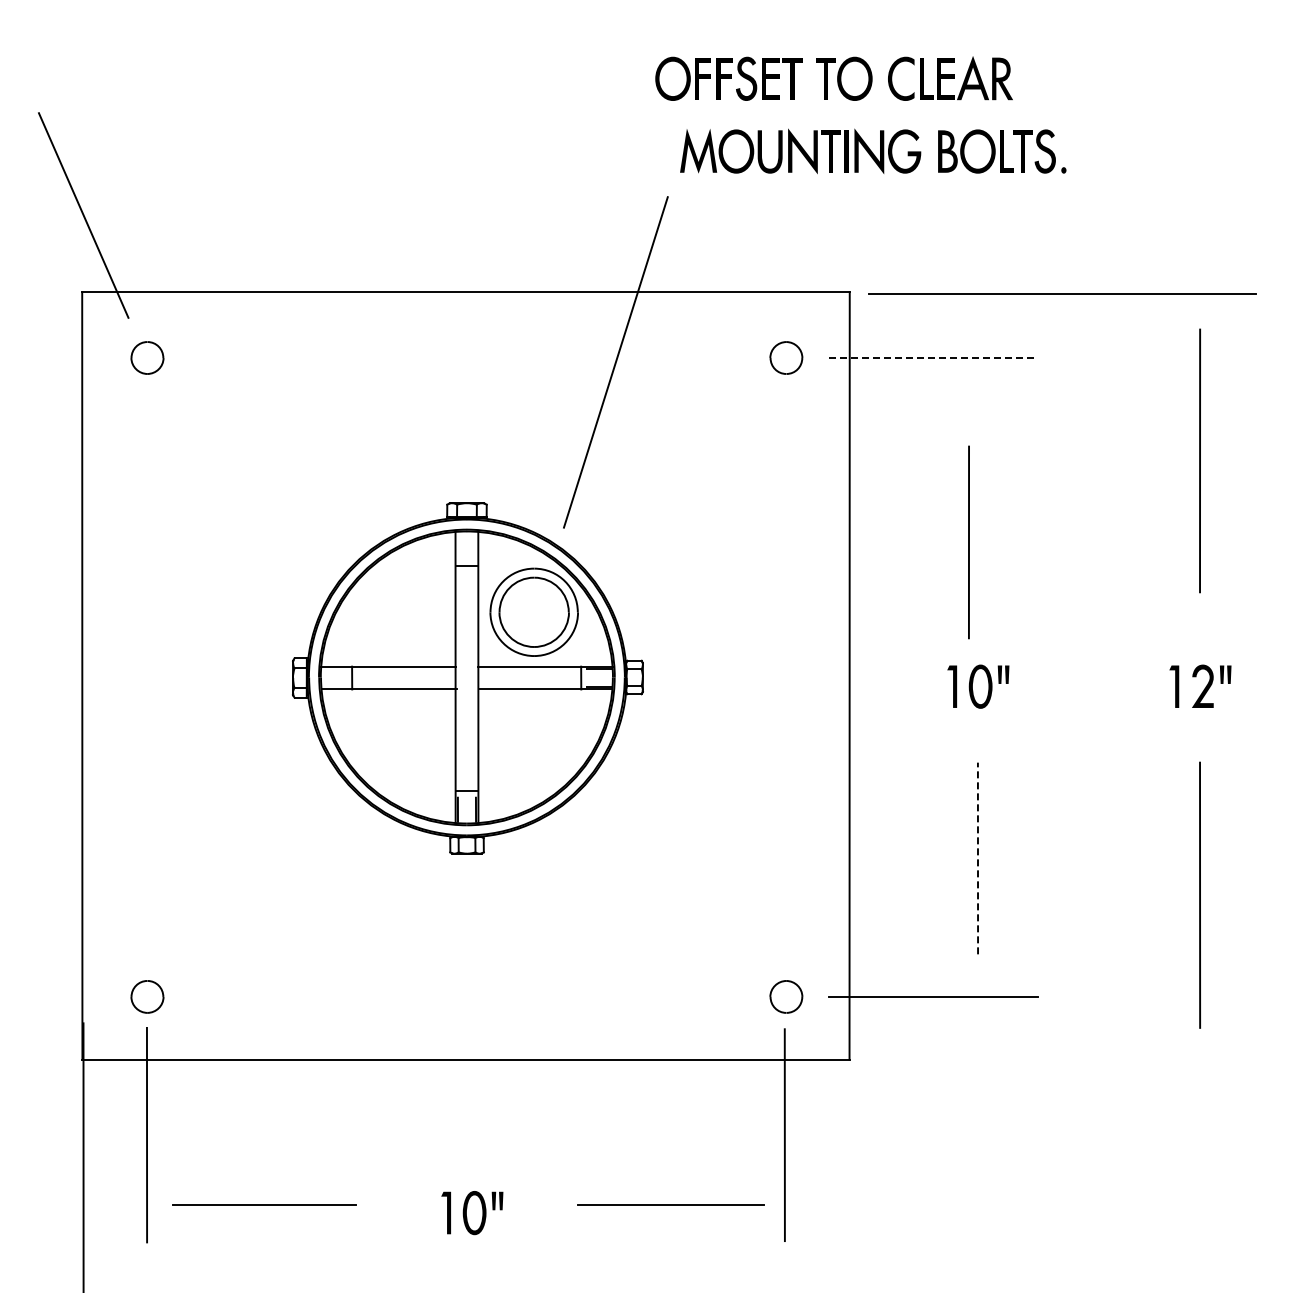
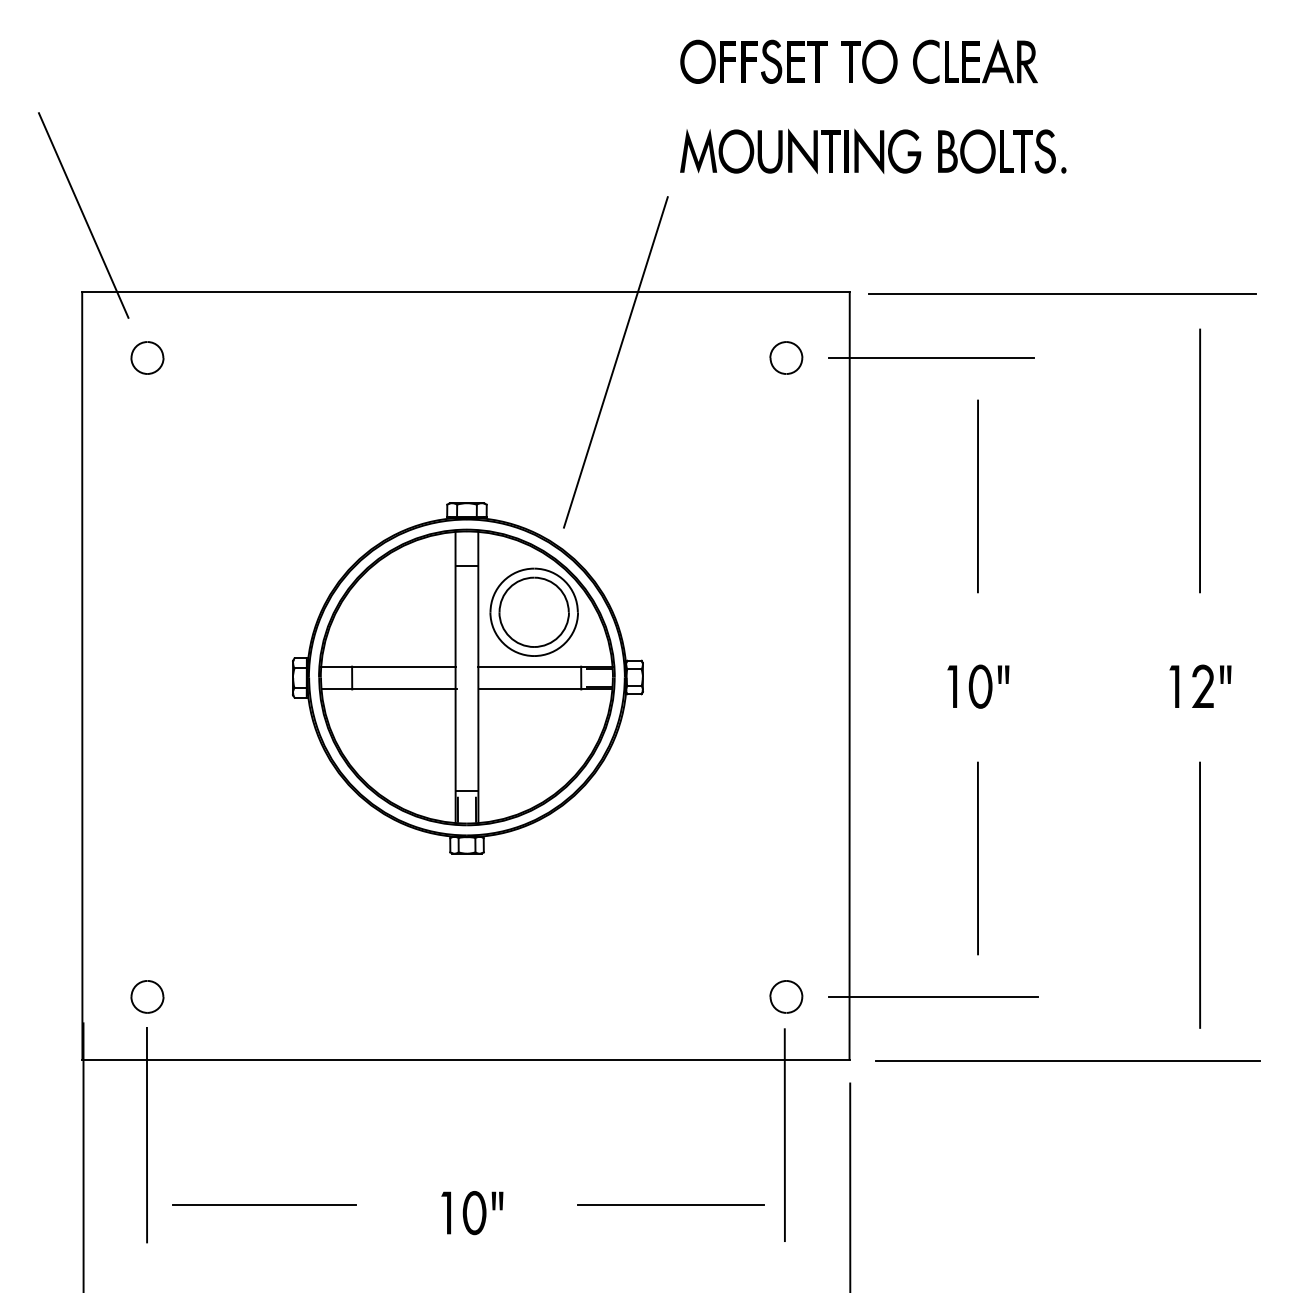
part position: (833, 78) -> (858, 61) (858, 61)
line: dashed -> solid (931, 358)
line position: (968, 542) -> (977, 496) (977, 496)
line: dashed -> solid (977, 858)
line: none -> present (1068, 1060)
line: none -> present (850, 1186)
